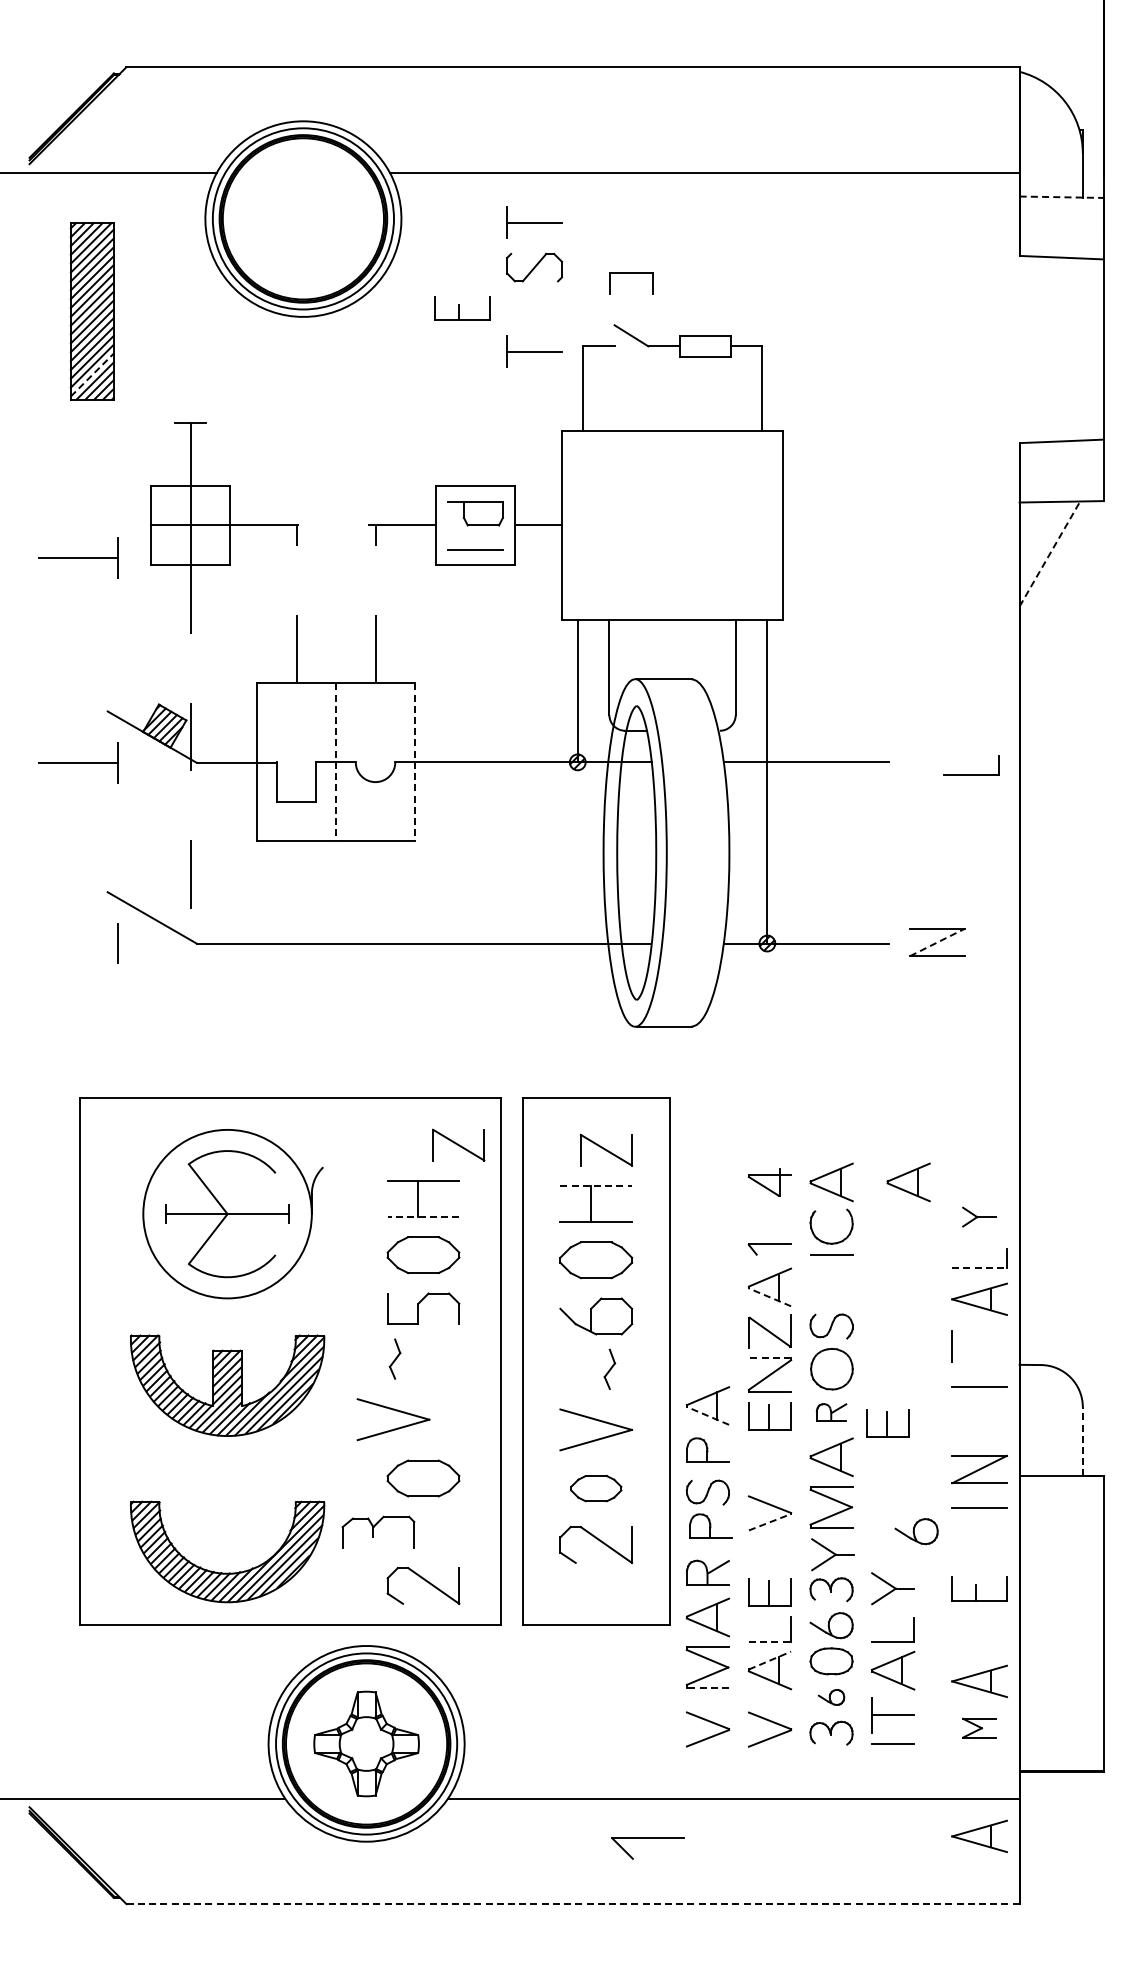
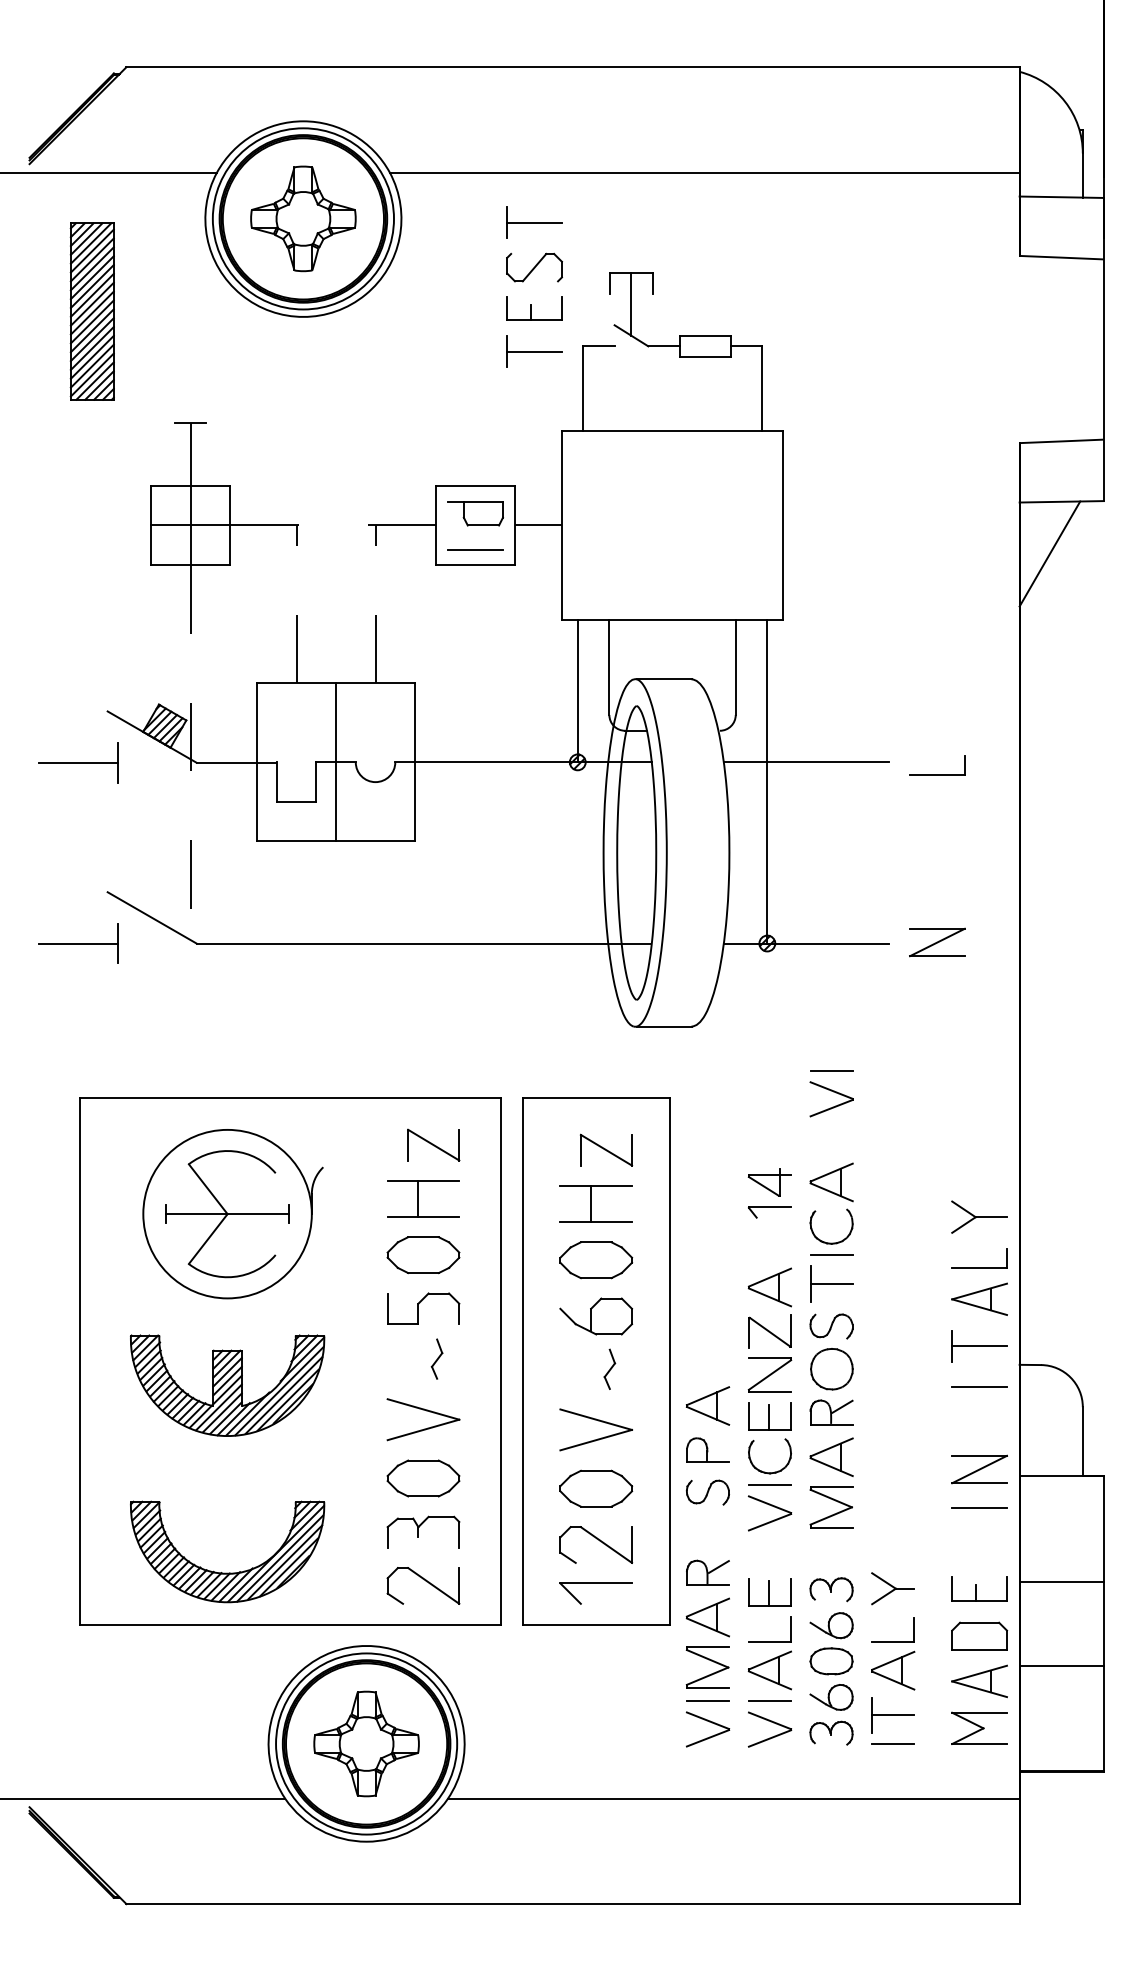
line: dashed -> solid (1062, 197)
part: none -> present (303, 218)
line: none -> present (631, 303)
part position: (462, 308) -> (534, 308) (534, 308)
line: dashed -> solid (92, 374)
line: dashed -> solid (1049, 553)
part: present -> none (78, 557)
line: dashed -> solid (336, 762)
line: dashed -> solid (415, 762)
part position: (971, 774) -> (937, 774) (937, 774)
line: dashed -> solid (937, 942)
line: none -> present (77, 943)
line: none -> present (831, 1070)
part: none -> present (832, 1106)
part position: (458, 1144) -> (433, 1144) (433, 1144)
part: present -> none (908, 1182)
line: dashed -> solid (596, 1186)
line: dashed -> solid (423, 1216)
part size: 35x22 px -> 57x34 px (979, 1216)
part position: (769, 1249) -> (769, 1212) (769, 1212)
line: dashed -> solid (980, 1268)
part: none -> present (831, 1283)
line: dashed -> solid (770, 1297)
line: none -> present (979, 1346)
part position: (394, 1358) -> (436, 1358) (436, 1358)
line: dashed -> solid (769, 1358)
part position: (396, 1411) -> (426, 1411) (426, 1411)
part size: 32x19 px -> 45x27 px (831, 1412)
line: dashed -> solid (707, 1415)
part: present -> none (887, 1423)
line: dashed -> solid (1082, 1441)
part: none -> present (765, 1471)
line: none -> present (769, 1484)
part size: 53x28 px -> 75x39 px (596, 1488)
line: dashed -> solid (770, 1522)
part: present -> none (710, 1525)
part position: (378, 1531) -> (423, 1531) (423, 1531)
part: present -> none (916, 1531)
part: present -> none (832, 1554)
line: none -> present (1061, 1581)
part: none -> present (979, 1635)
line: dashed -> solid (770, 1641)
line: dashed -> solid (770, 1660)
line: none -> present (1061, 1666)
line: dashed -> solid (707, 1687)
part size: 28x17 px -> 45x27 px (831, 1697)
line: none -> present (707, 1700)
line: none -> present (769, 1700)
part size: 35x22 px -> 57x34 px (979, 1727)
part: present -> none (979, 1836)
part position: (647, 1838) -> (595, 1583) (595, 1583)
line: dashed -> solid (573, 1904)
